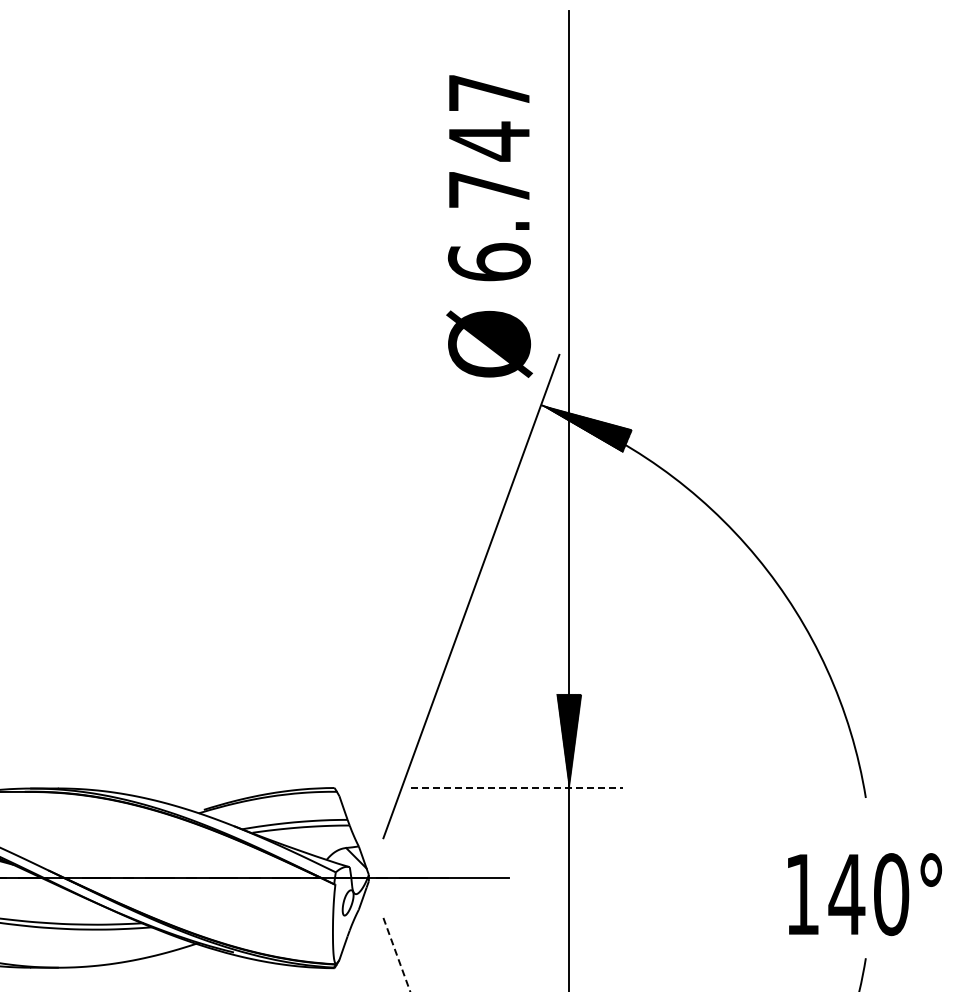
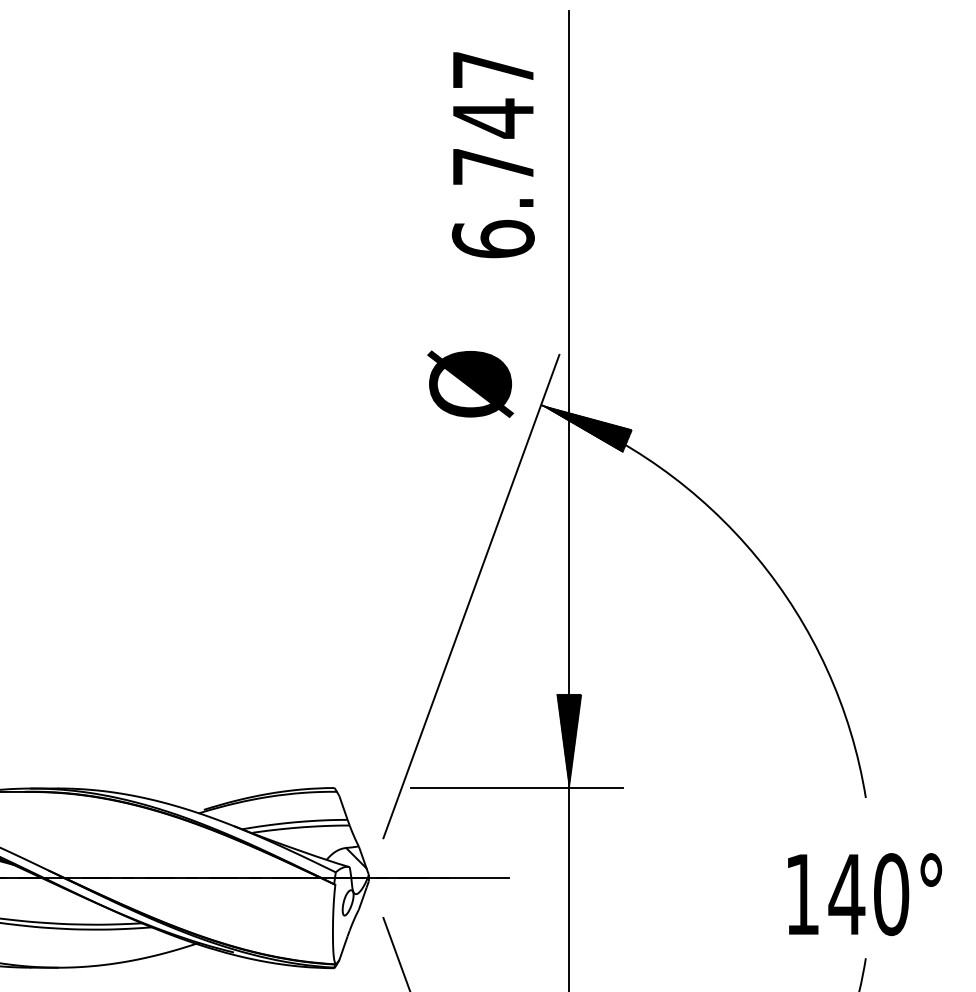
text position: (489, 178) -> (493, 155) (493, 155)
text position: (489, 343) -> (470, 383) (470, 383)
line: dashed -> solid (516, 788)
line: dashed -> solid (396, 954)
